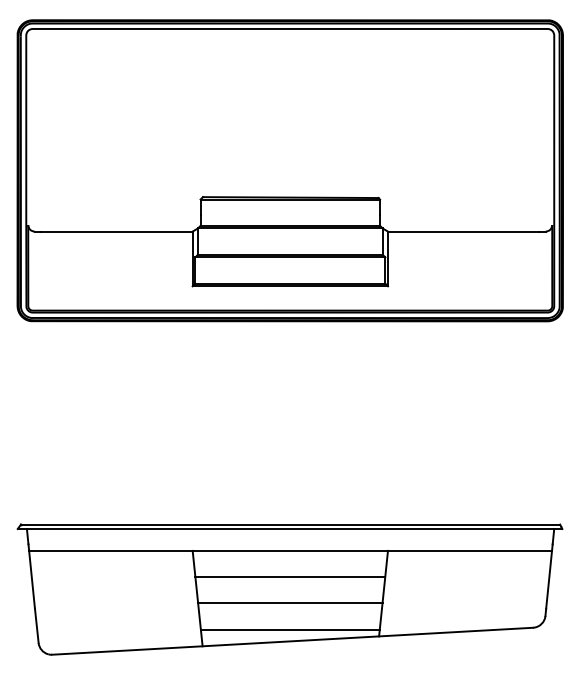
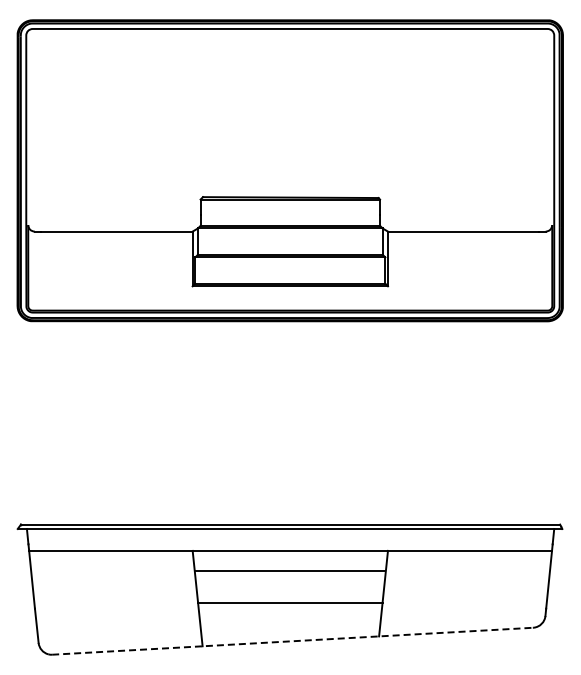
line position: (290, 577) -> (290, 571) (290, 571)
line: present -> none (289, 629)
line: solid -> dashed (292, 641)
